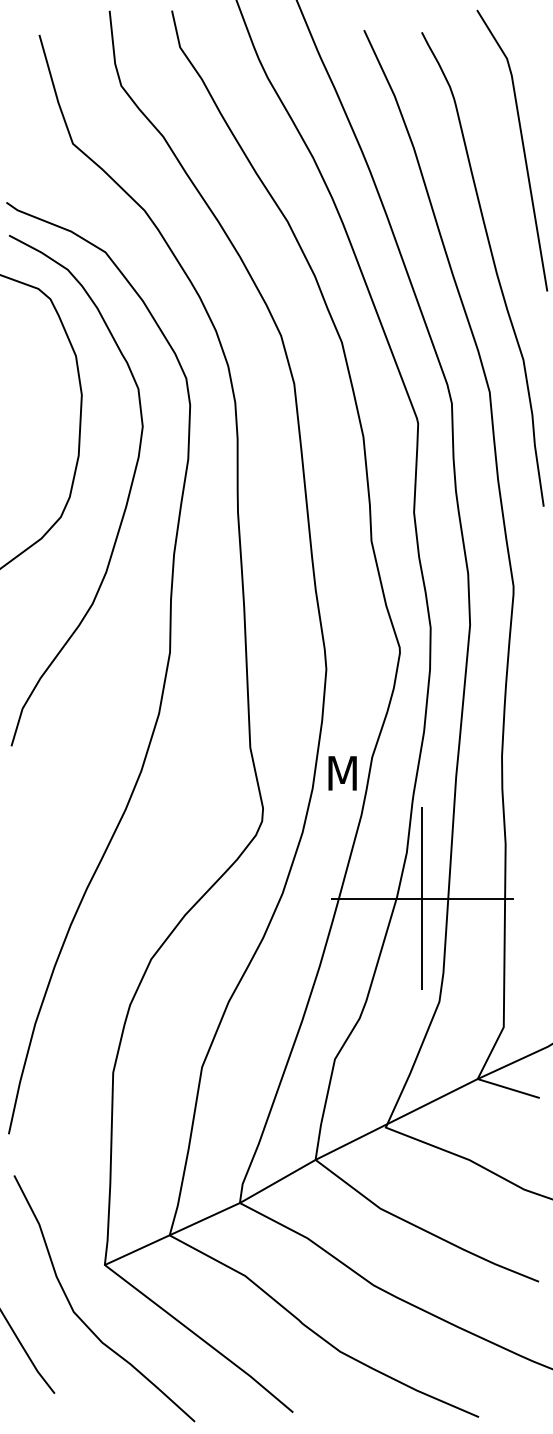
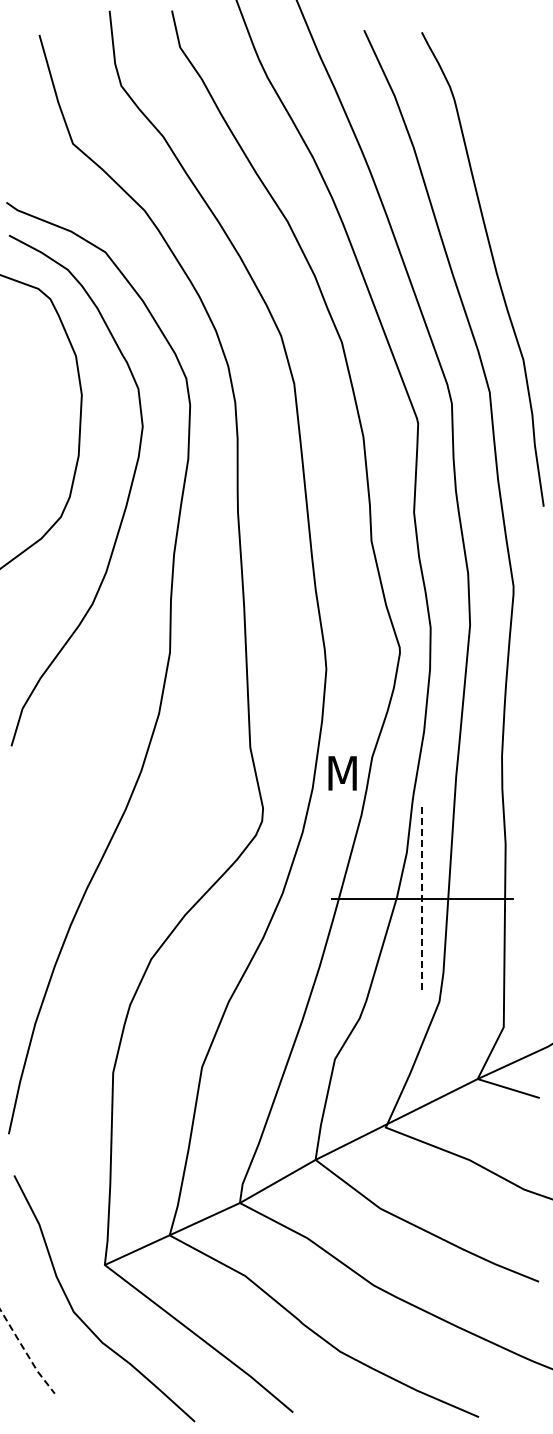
line: present -> none (522, 148)
line: solid -> dashed (422, 898)
line: solid -> dashed (26, 1352)
